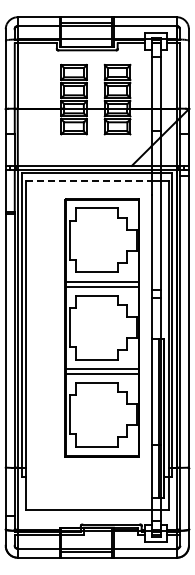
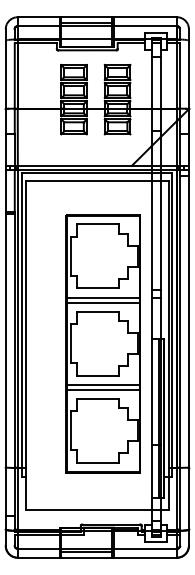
line: dashed -> solid (88, 181)
part position: (101, 327) -> (102, 343) (102, 343)
